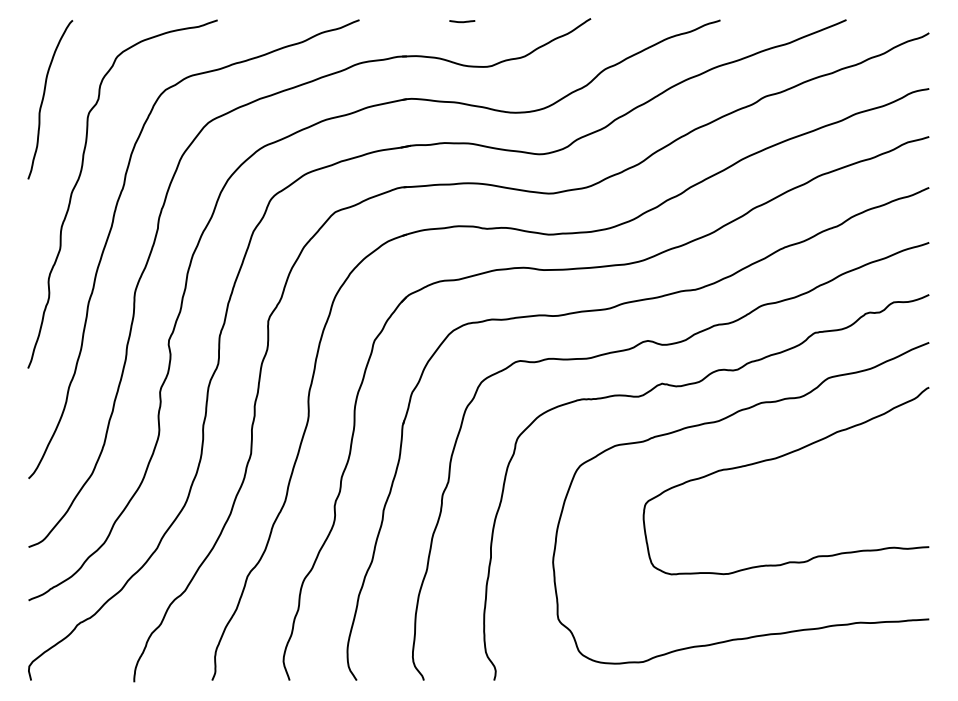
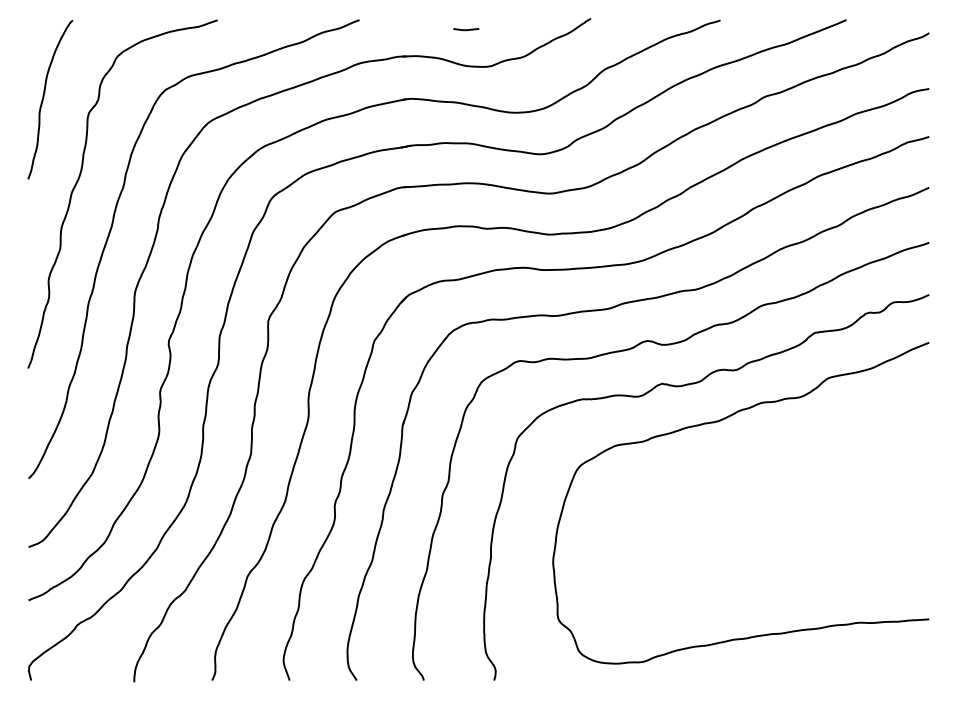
line position: (462, 21) -> (466, 29) (466, 29)
curve: present -> none (776, 459)
